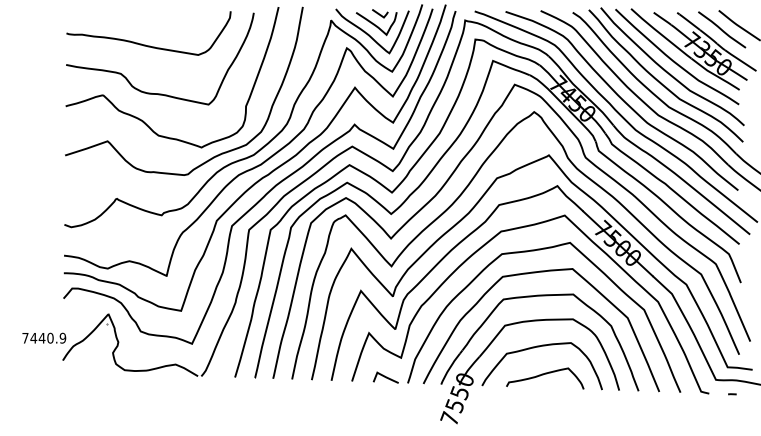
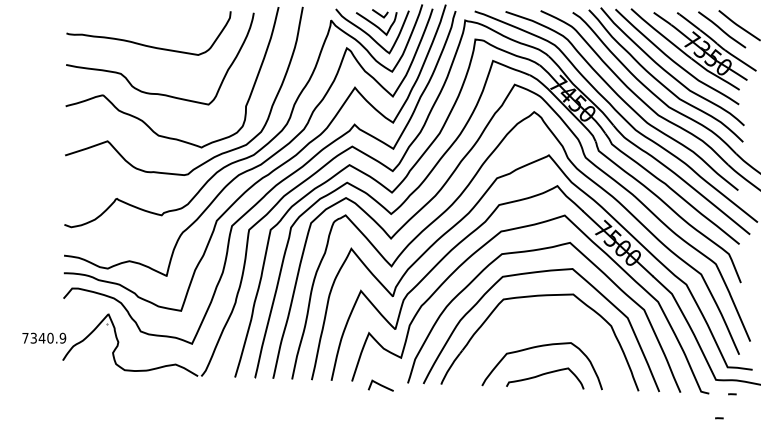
text: 7440.9 -> 7340.9 (33, 337)
part: present -> none (491, 344)
curve position: (385, 377) -> (380, 385) (380, 385)
line: none -> present (719, 418)
